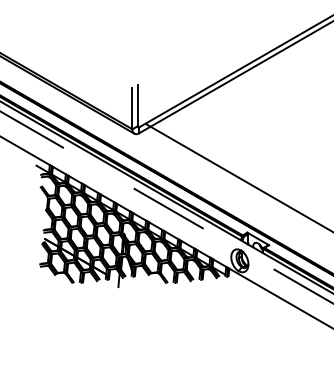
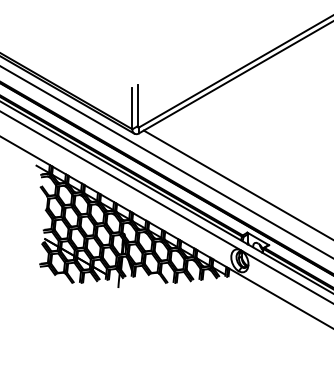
line: none -> present (166, 161)
line position: (238, 177) -> (236, 184) (236, 184)
line: dashed -> solid (166, 207)
